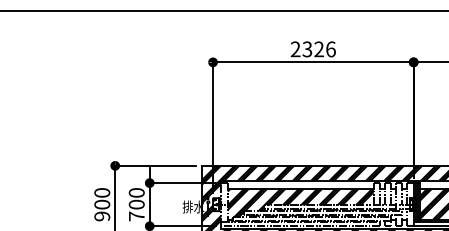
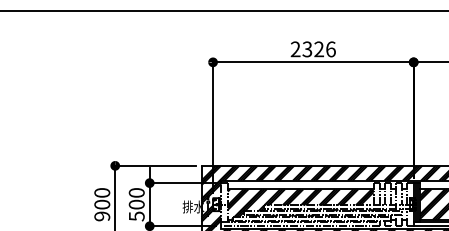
text: 700 -> 500 (136, 216)
